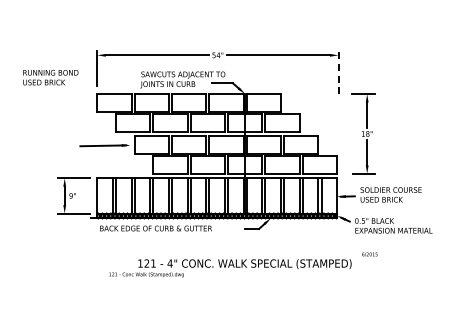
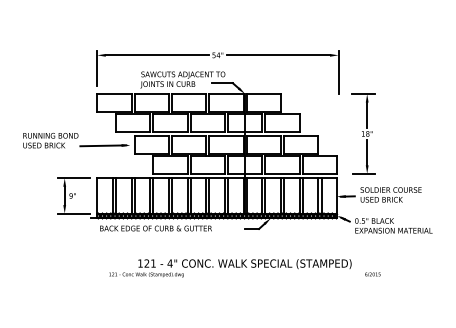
line: dashed -> solid (338, 72)
text position: (50, 77) -> (50, 140) (50, 140)
text position: (369, 254) -> (372, 274) (372, 274)
